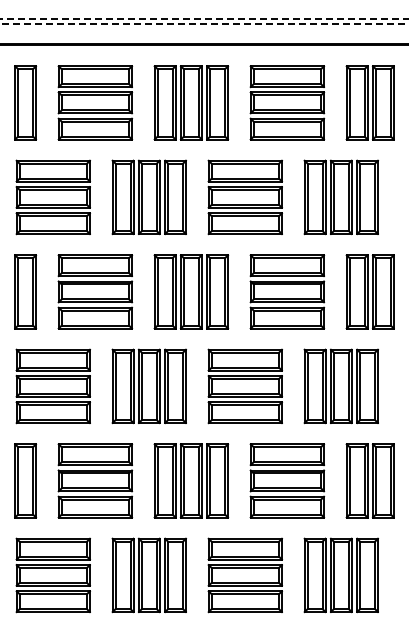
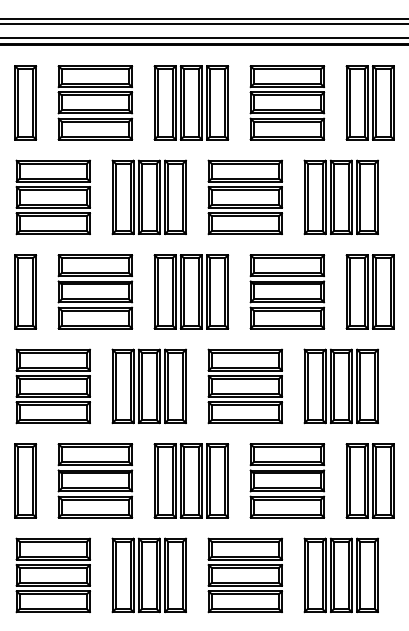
line: dashed -> solid (204, 18)
line: dashed -> solid (204, 24)
line: none -> present (203, 38)
